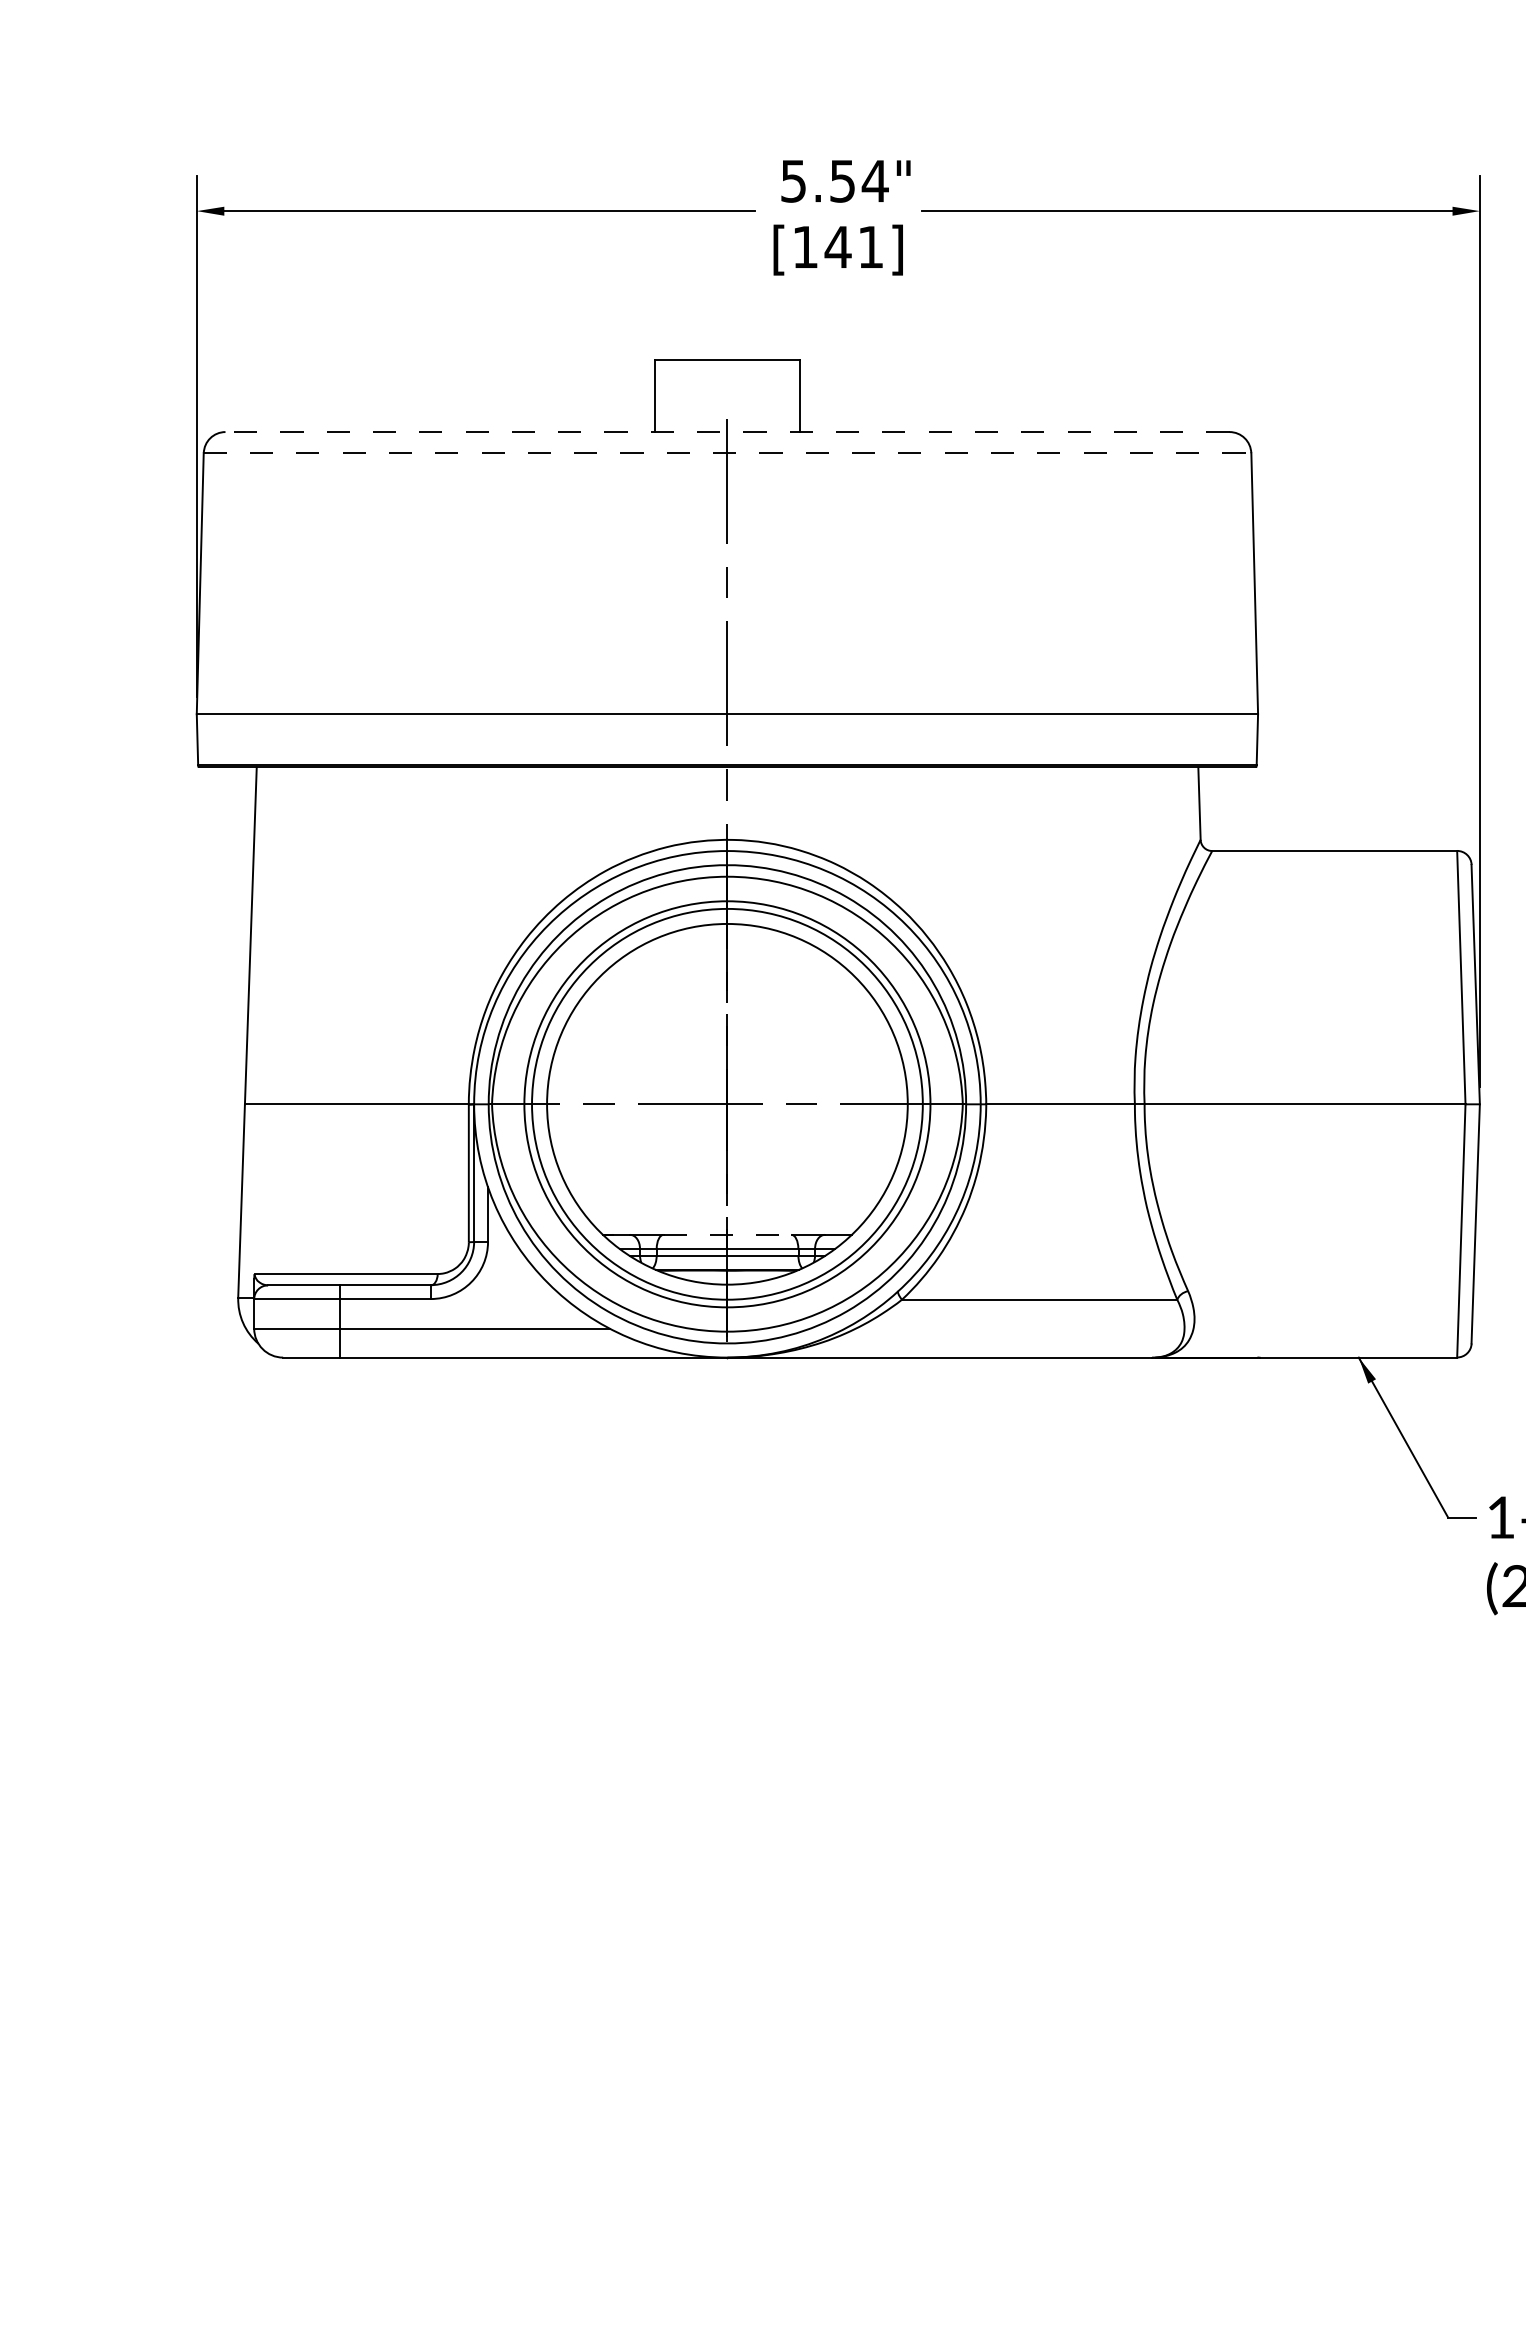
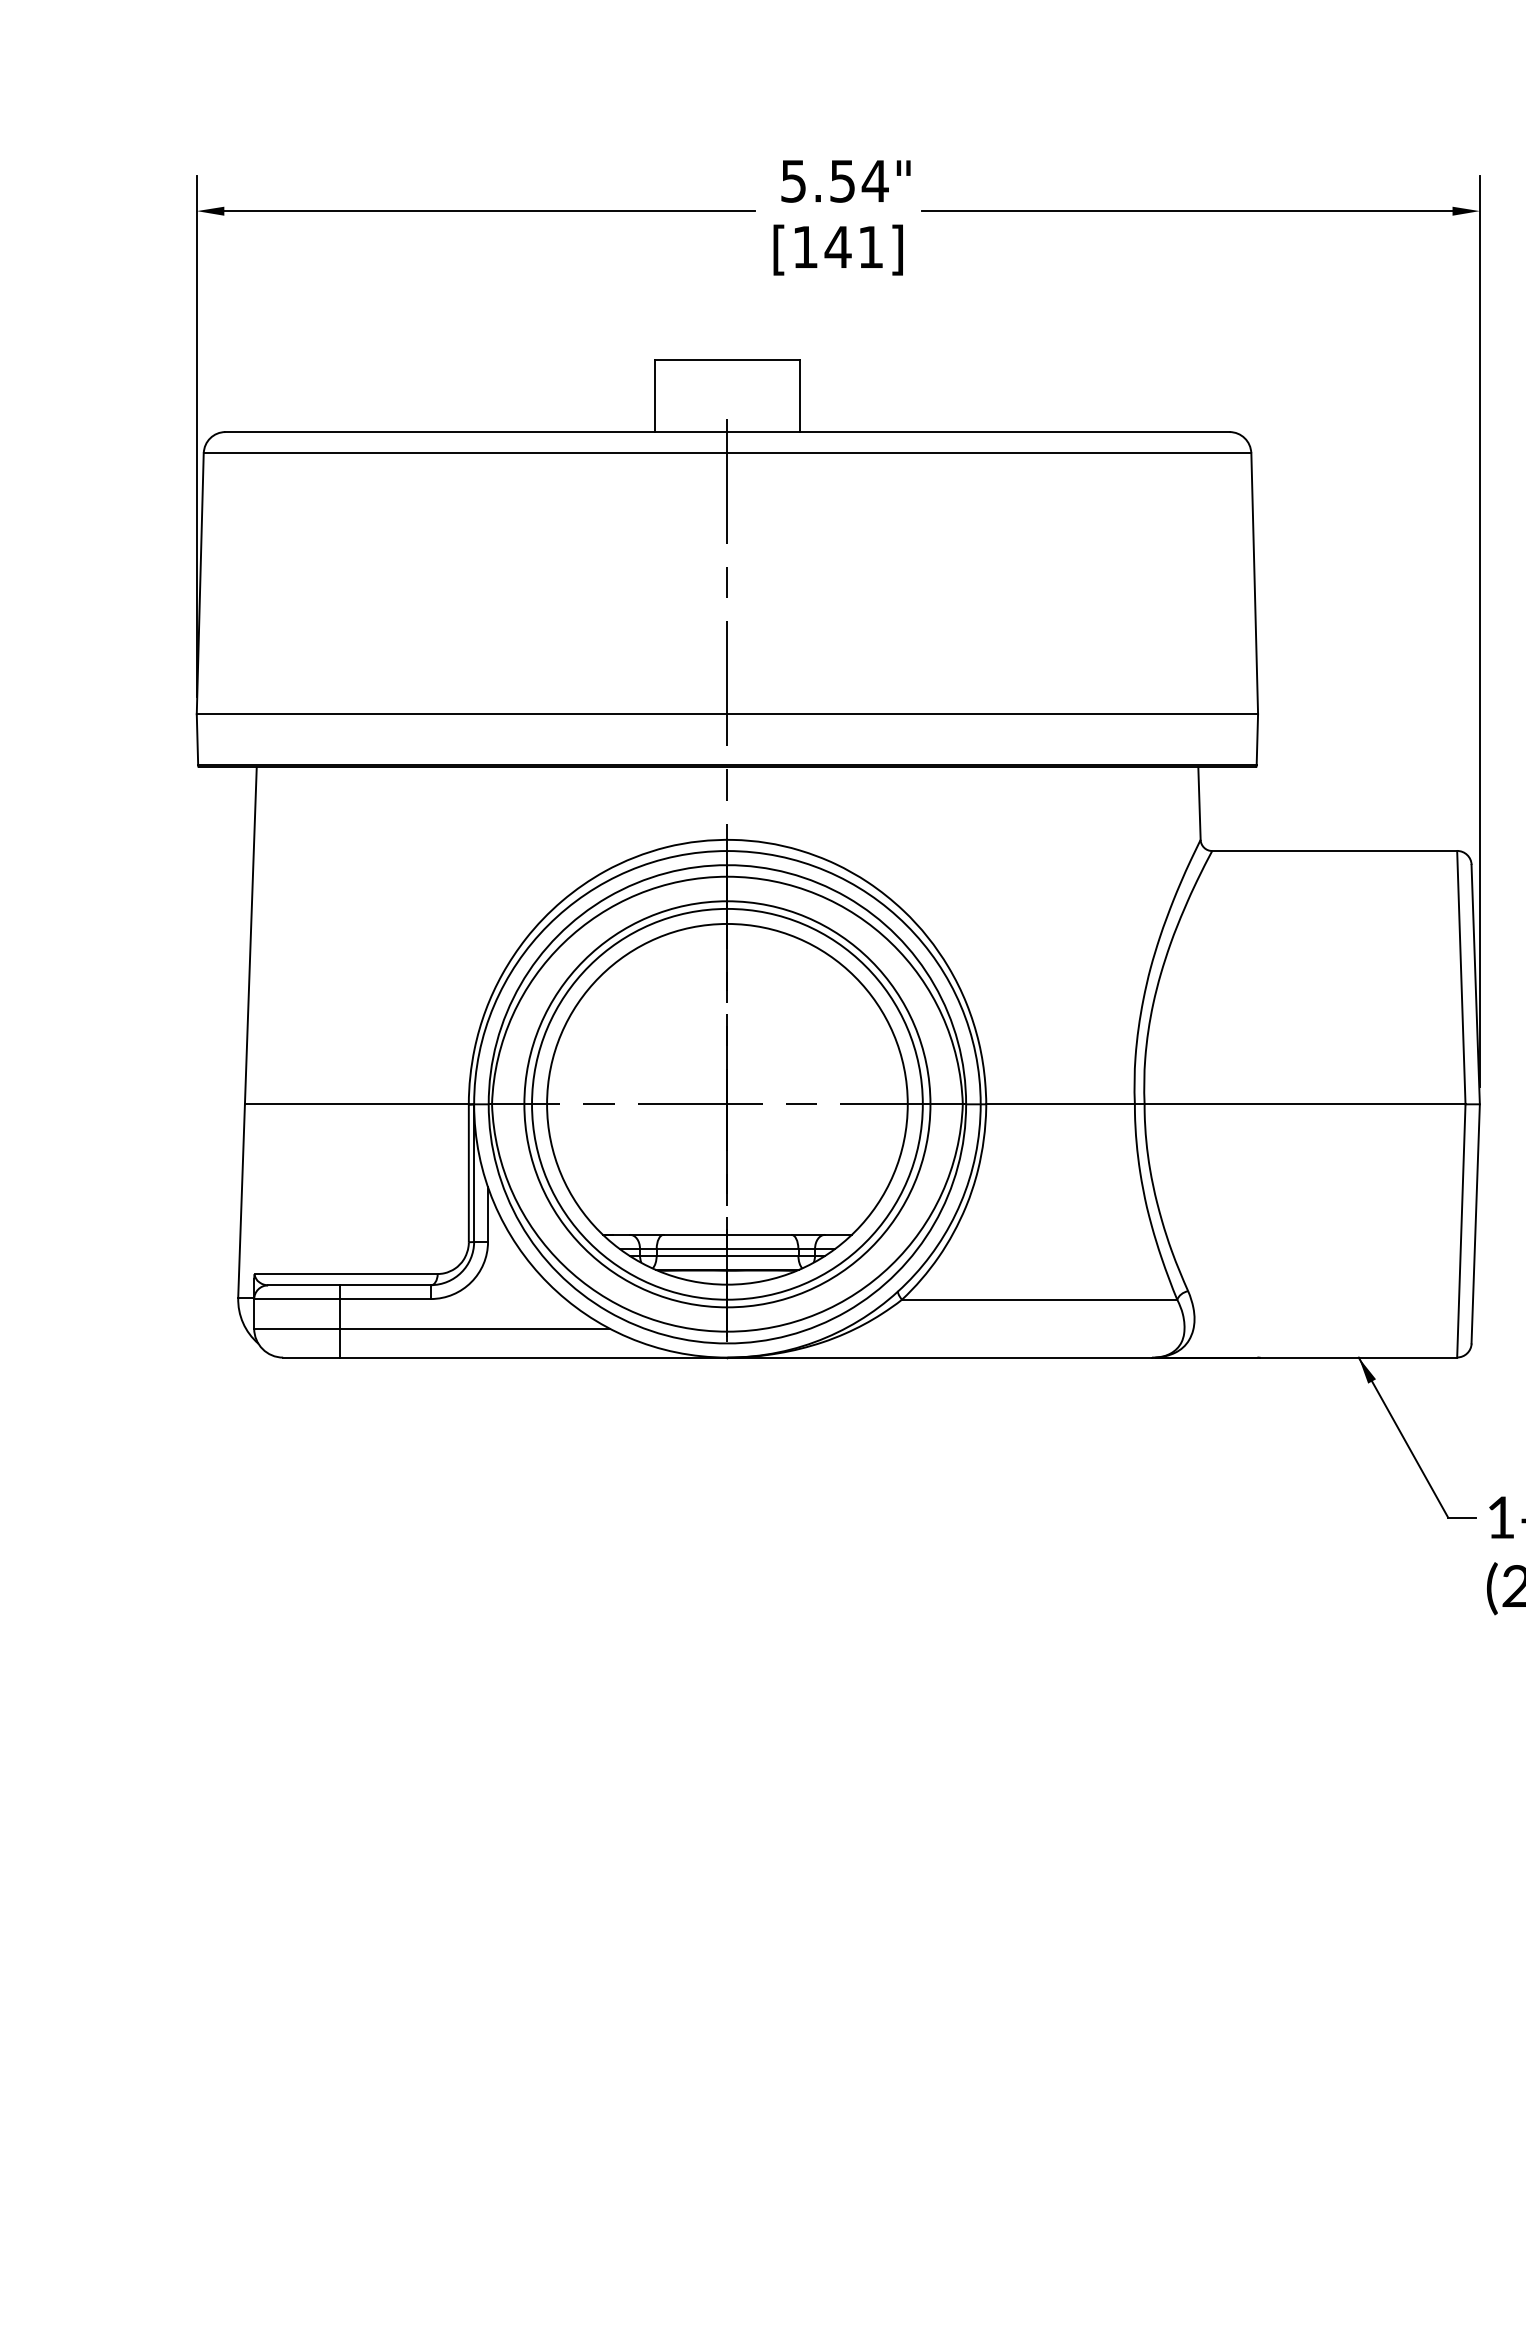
line: dashed -> solid (727, 432)
line: dashed -> solid (727, 453)
line: dashed -> solid (728, 1234)
